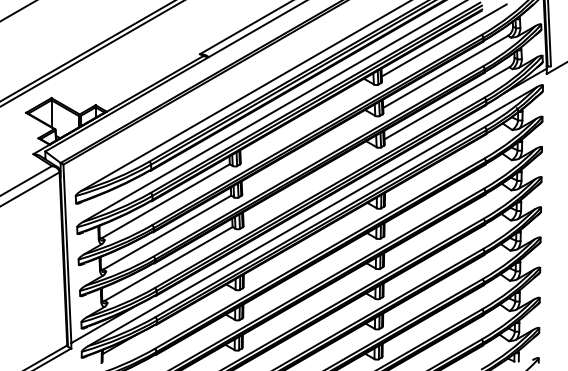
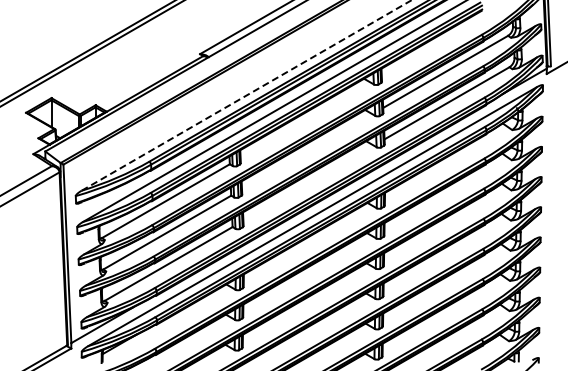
line: present -> none (17, 11)
line: present -> none (443, 40)
line: solid -> dashed (247, 95)
